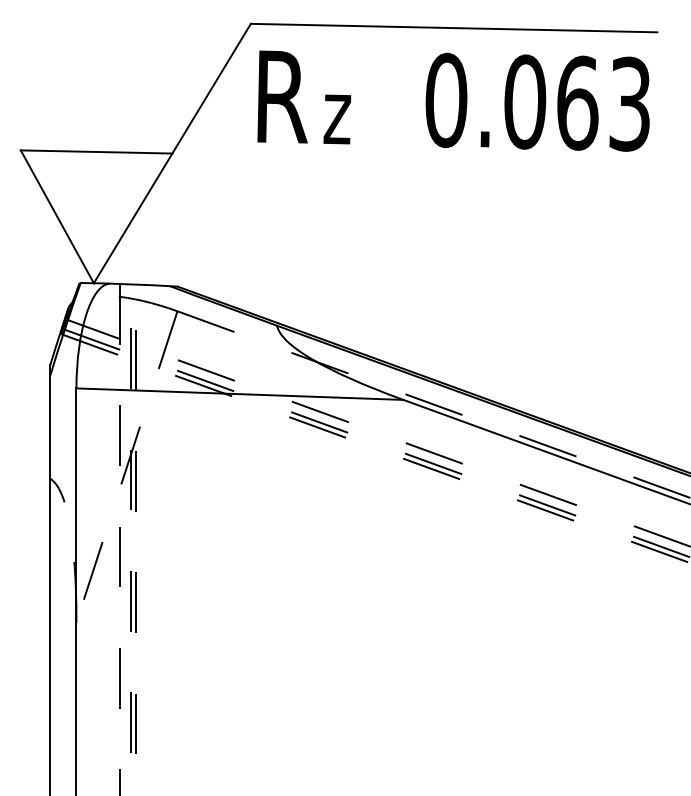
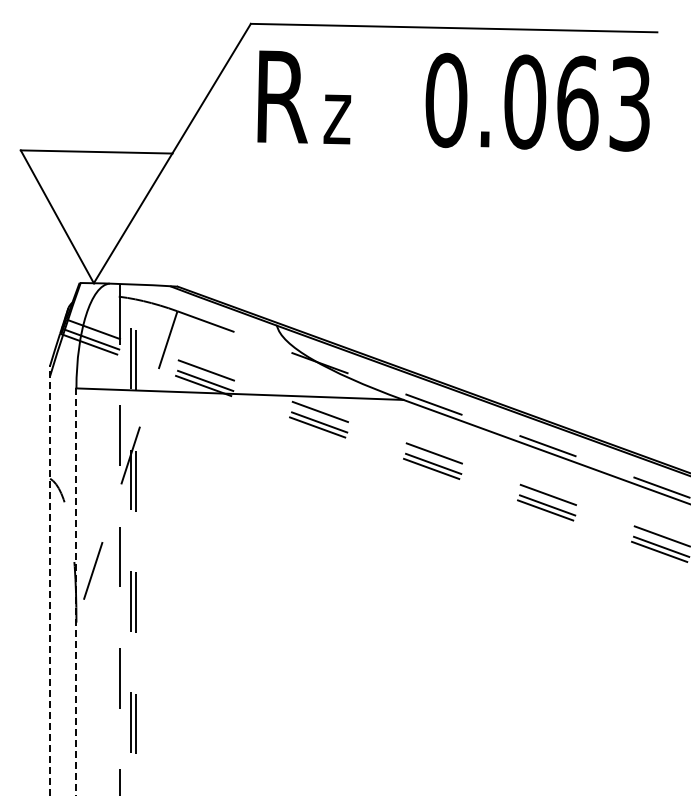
line: solid -> dashed (50, 580)
line: solid -> dashed (76, 592)
